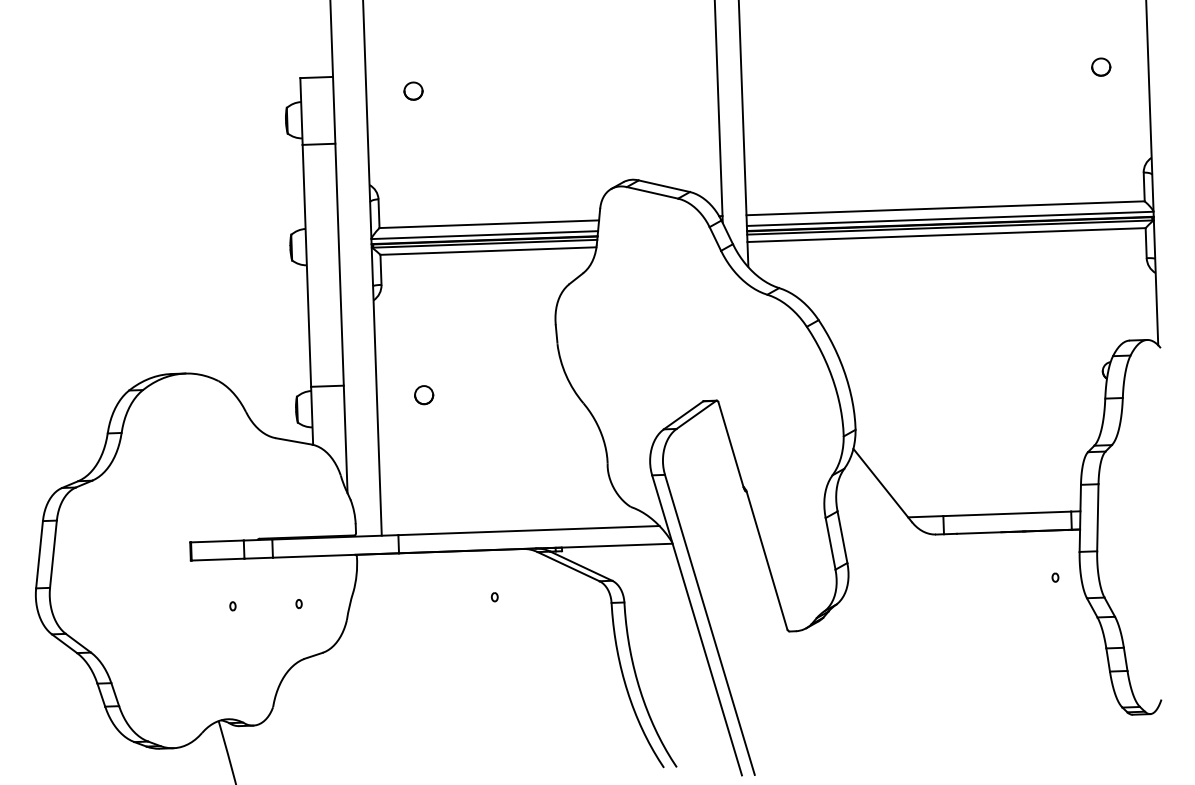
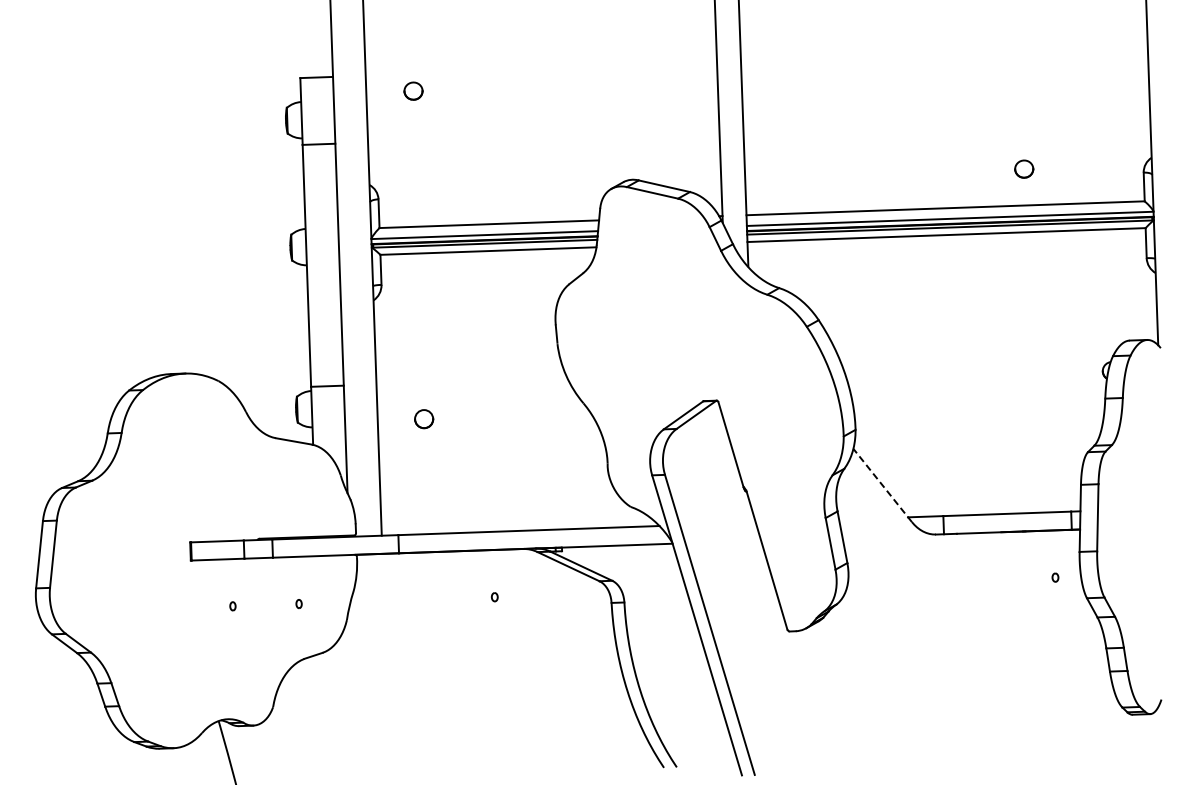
part position: (1101, 66) -> (1024, 168) (1024, 168)
circle position: (424, 395) -> (424, 419) (424, 419)
line: solid -> dashed (882, 485)
